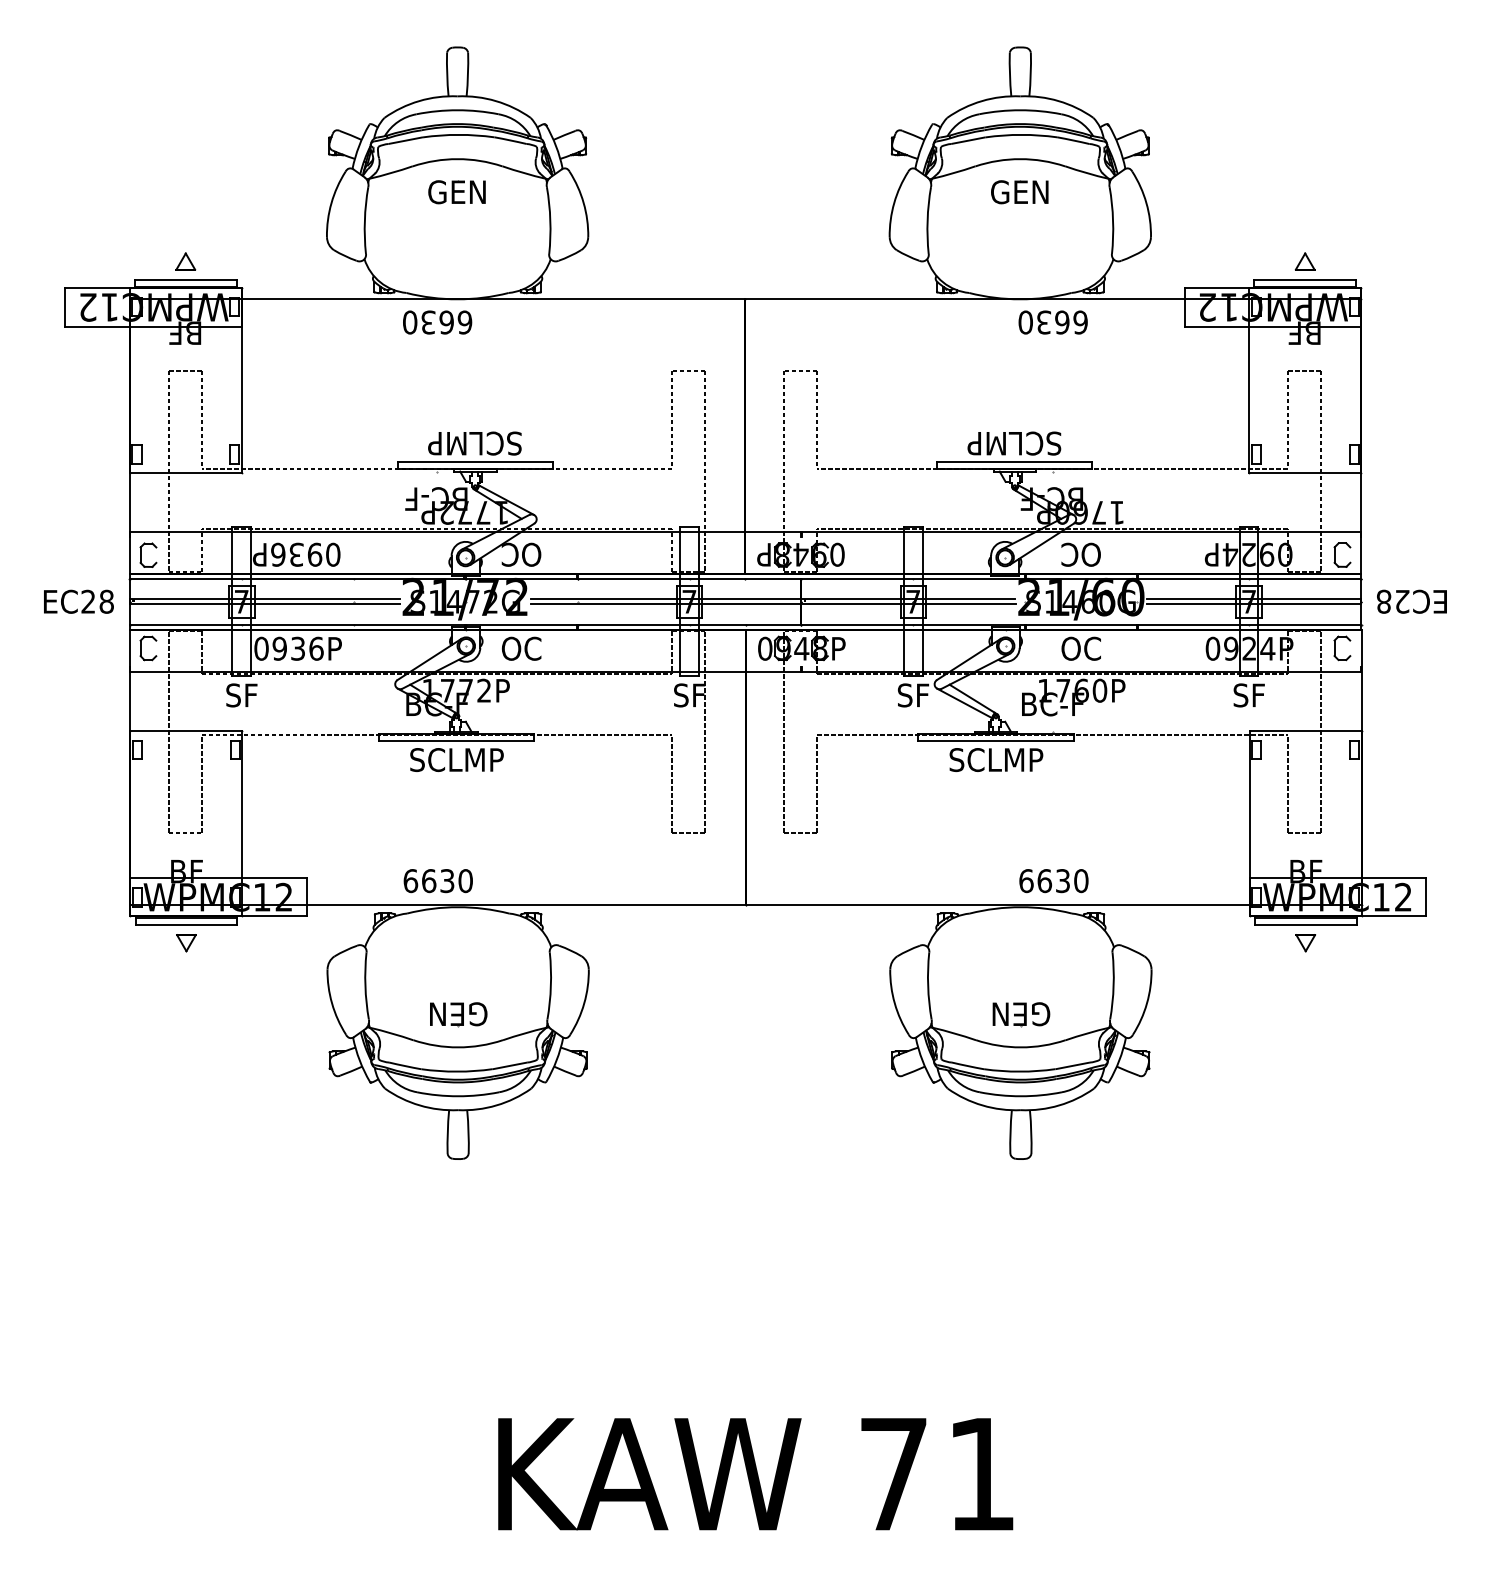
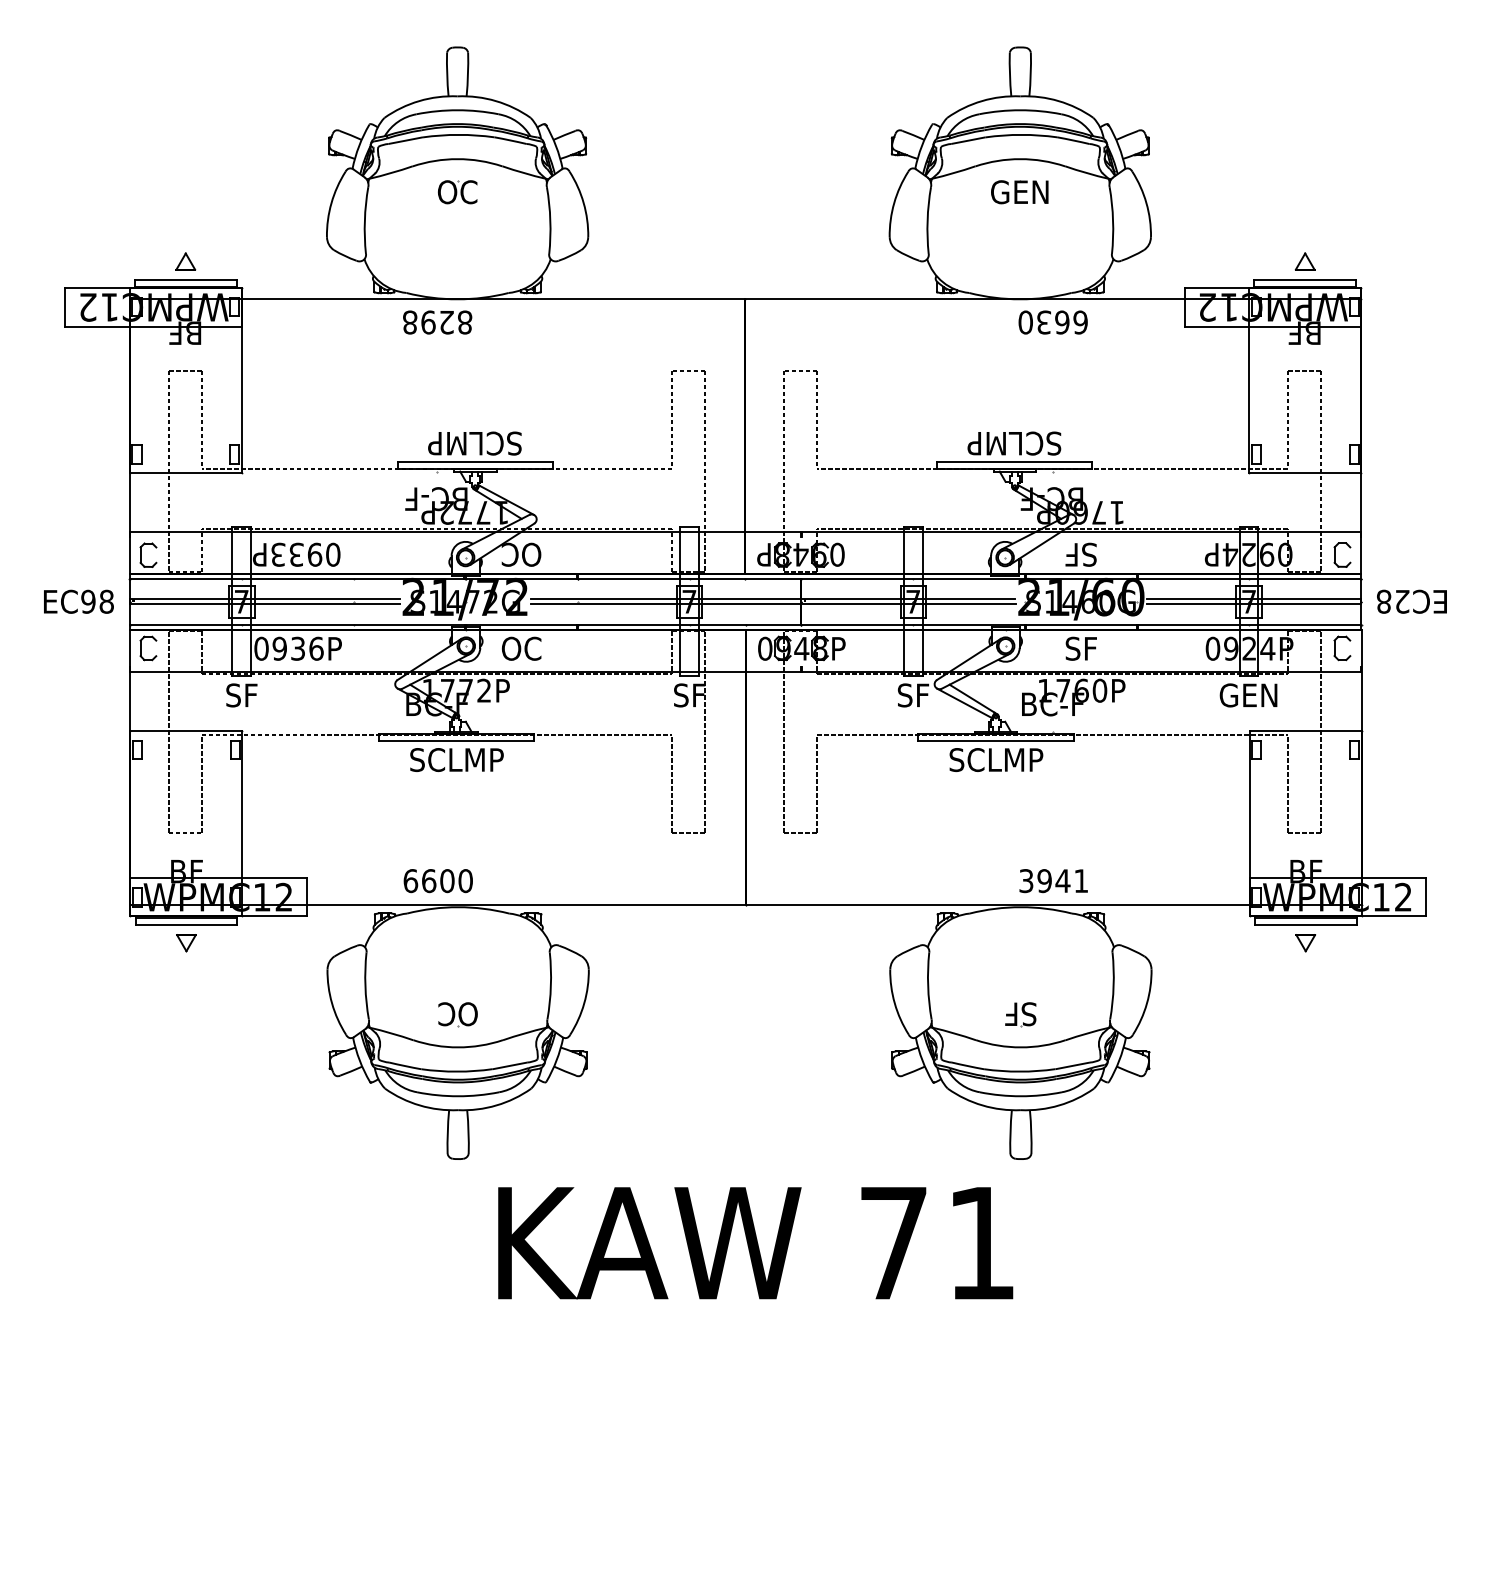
text: GEN -> OC (456, 192)
text: 6630 -> 8298 (437, 322)
text: 0936P -> 0933P (278, 554)
text: OC -> SF (1080, 554)
text: EC28 -> EC98 (88, 601)
text: OC -> SF (1080, 648)
text: SF -> GEN (1248, 695)
text: 6630 -> 6600 (447, 881)
text: 6630 -> 3941 (1053, 881)
text: GEN -> OC (458, 1014)
text: GEN -> SF (1021, 1014)
text position: (755, 1474) -> (755, 1243) (755, 1243)
